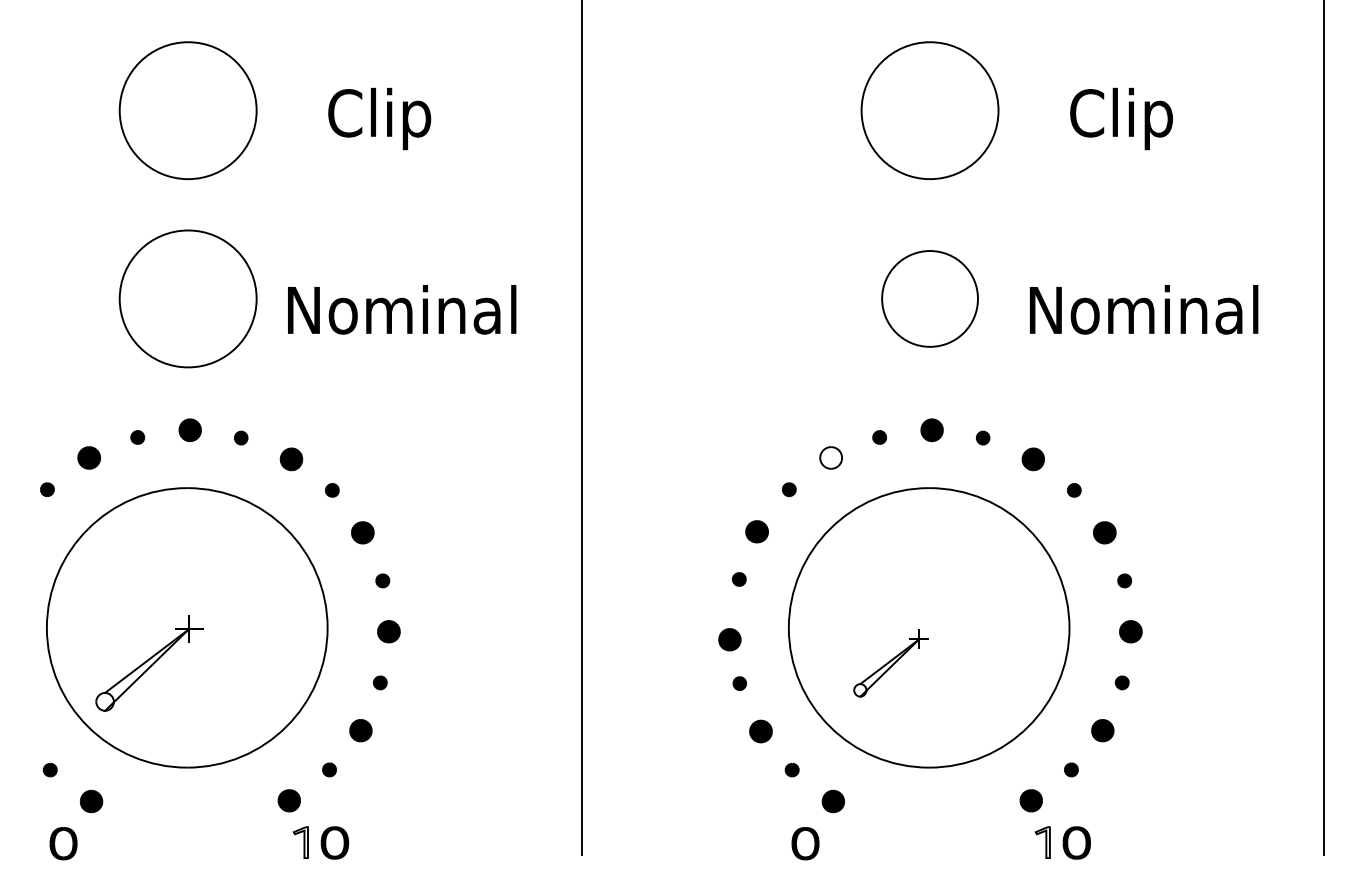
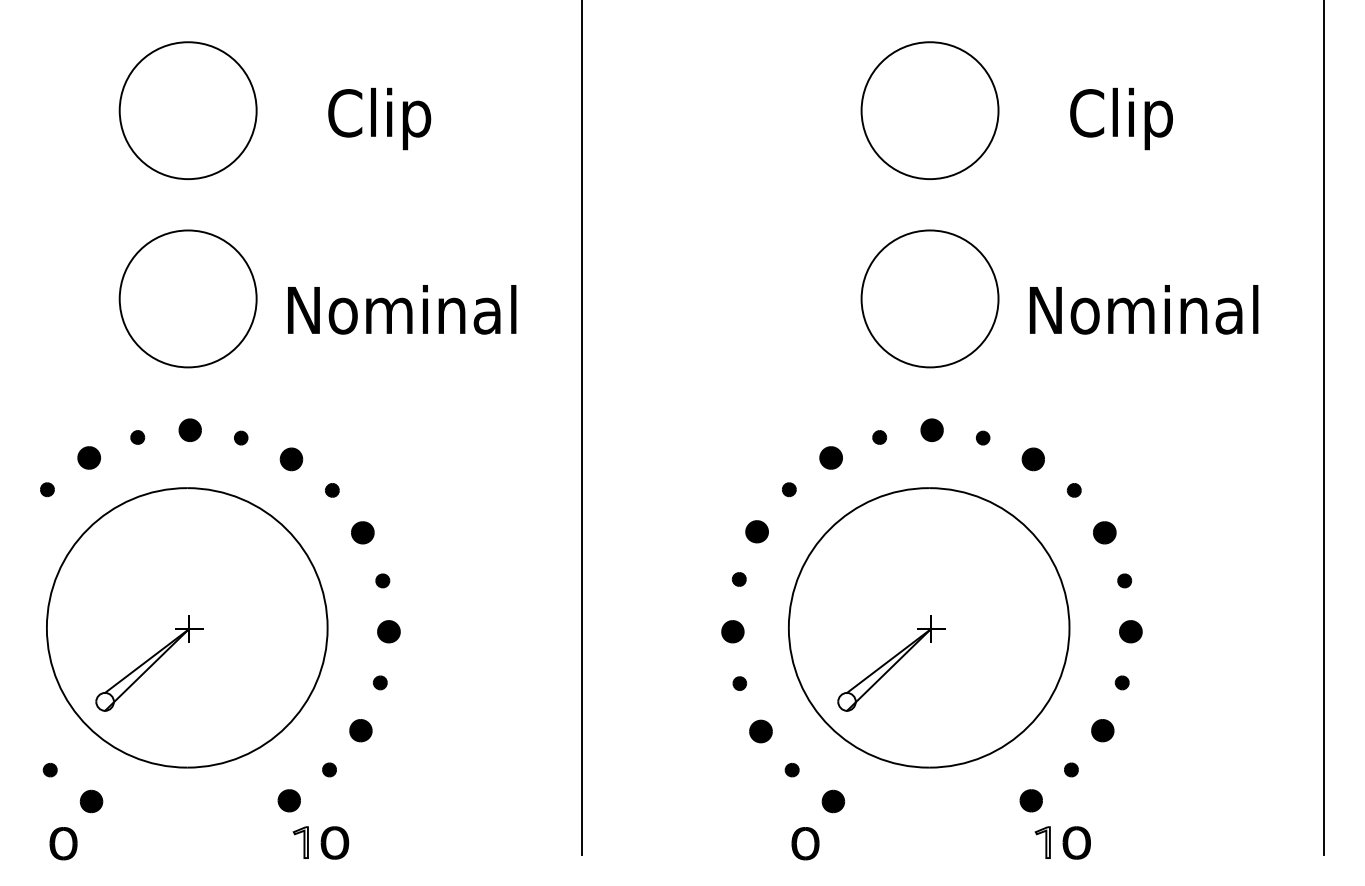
circle diameter: 96 px -> 137 px (929, 298)
fill: none -> present (831, 457)
part position: (729, 639) -> (732, 631) (732, 631)
part size: 76x69 px -> 109x97 px (891, 663)
